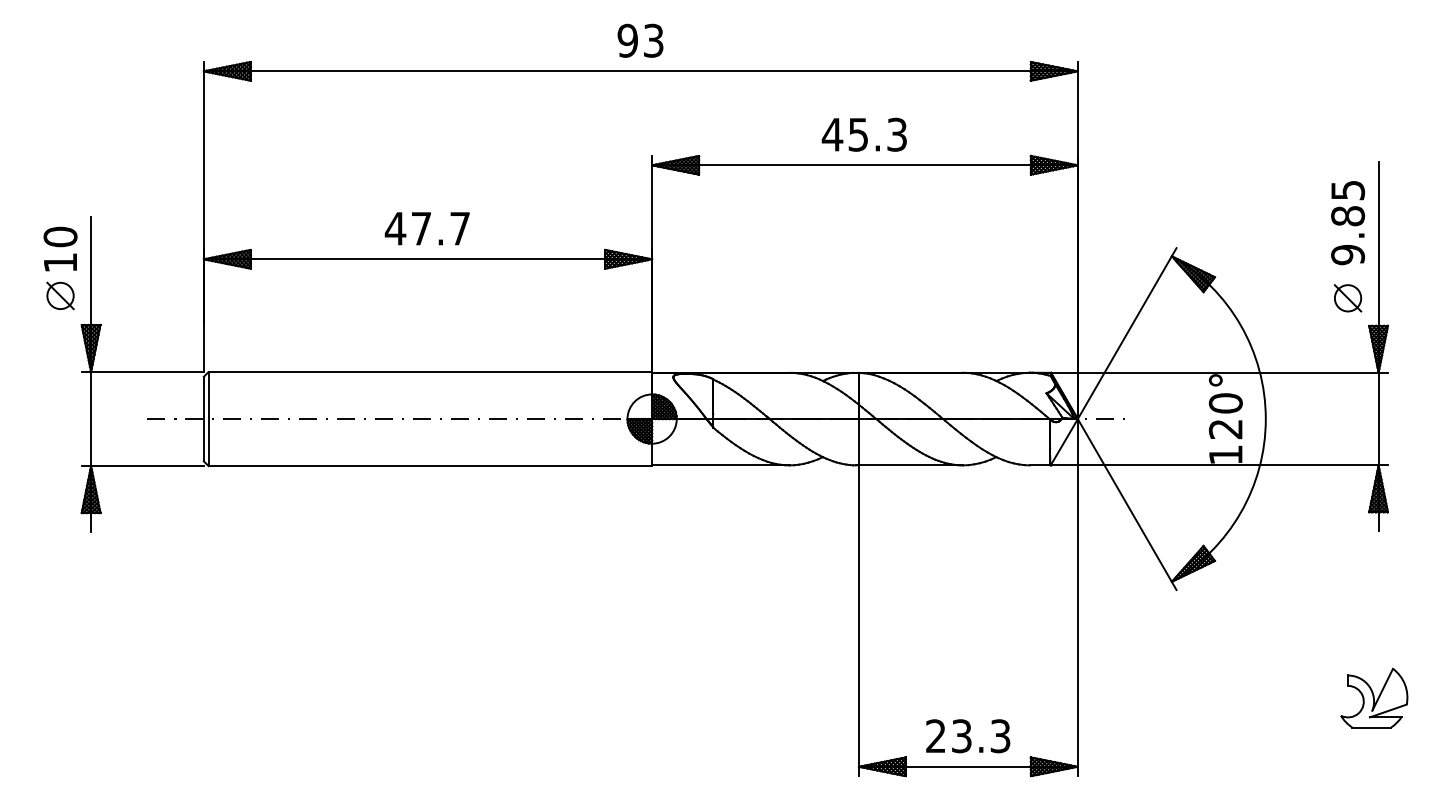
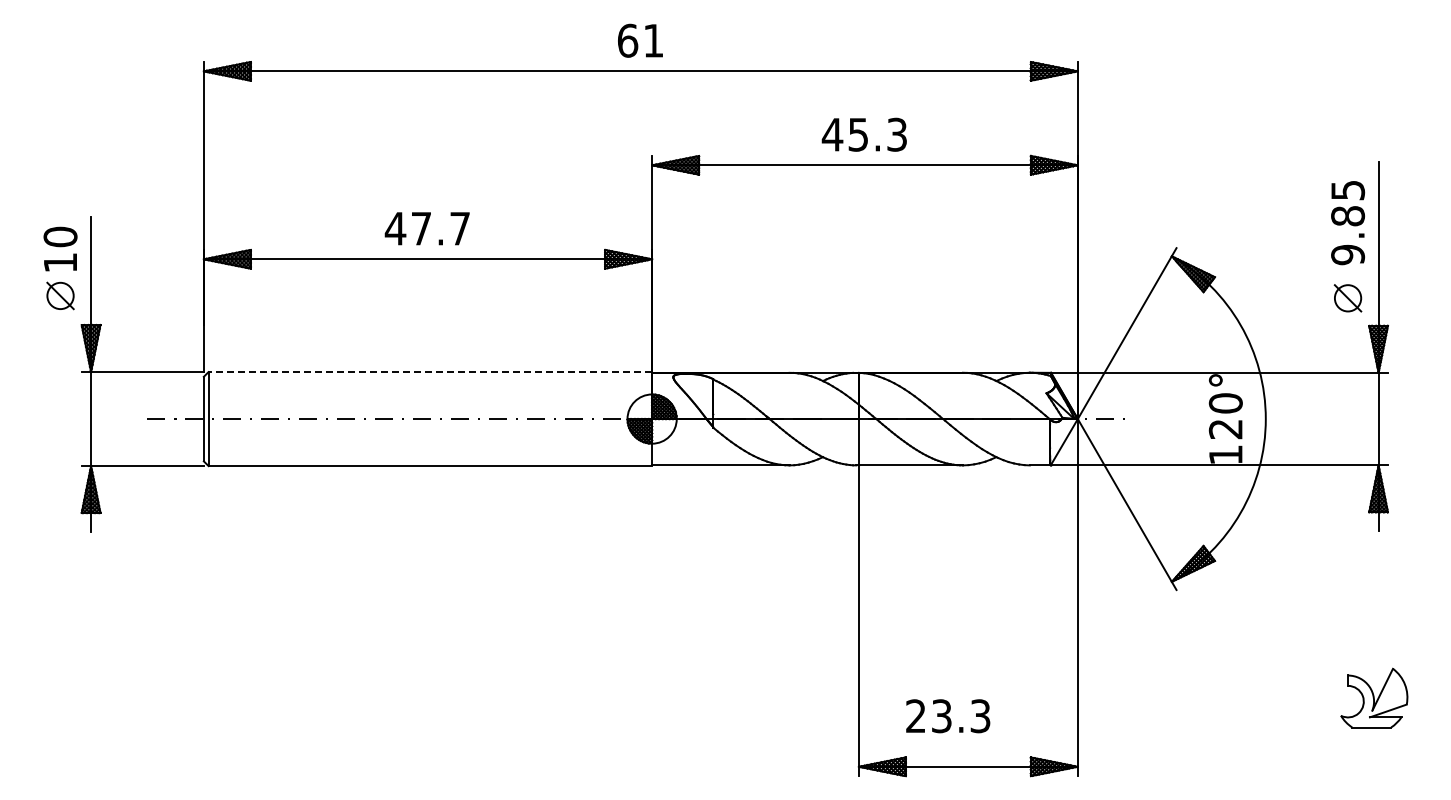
text: 93 -> 61 (640, 40)
line: solid -> dashed (430, 372)
text position: (968, 736) -> (948, 716) (948, 716)
